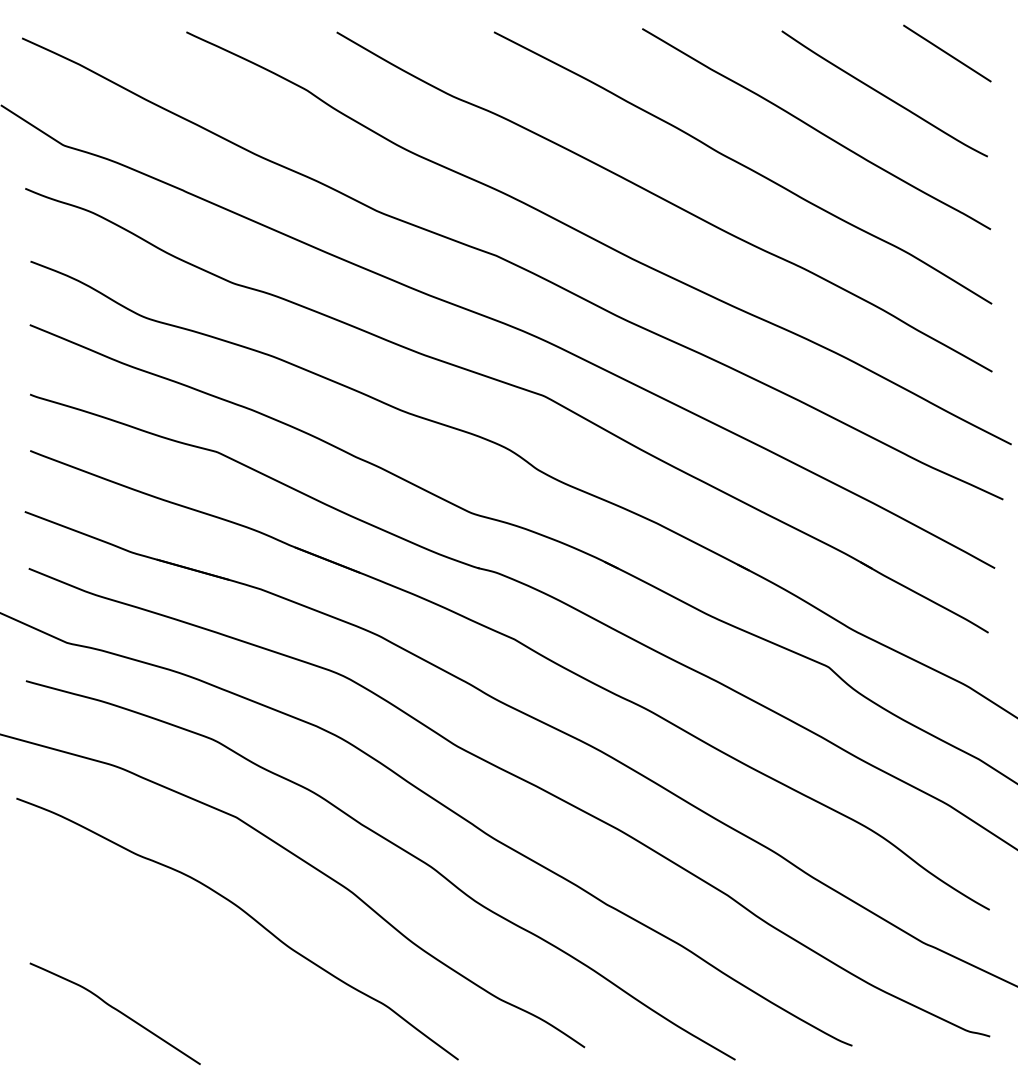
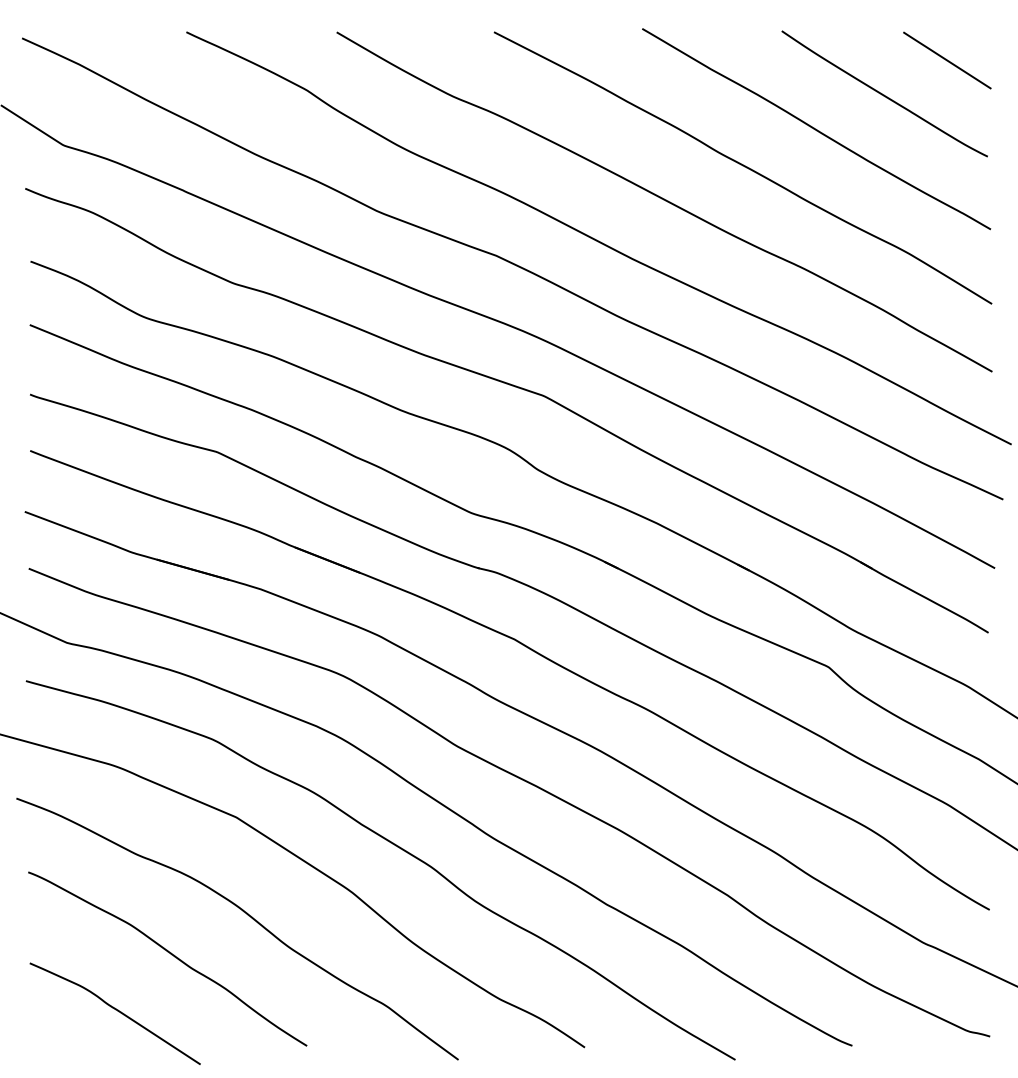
line position: (947, 53) -> (947, 60) (947, 60)
curve: none -> present (170, 954)
